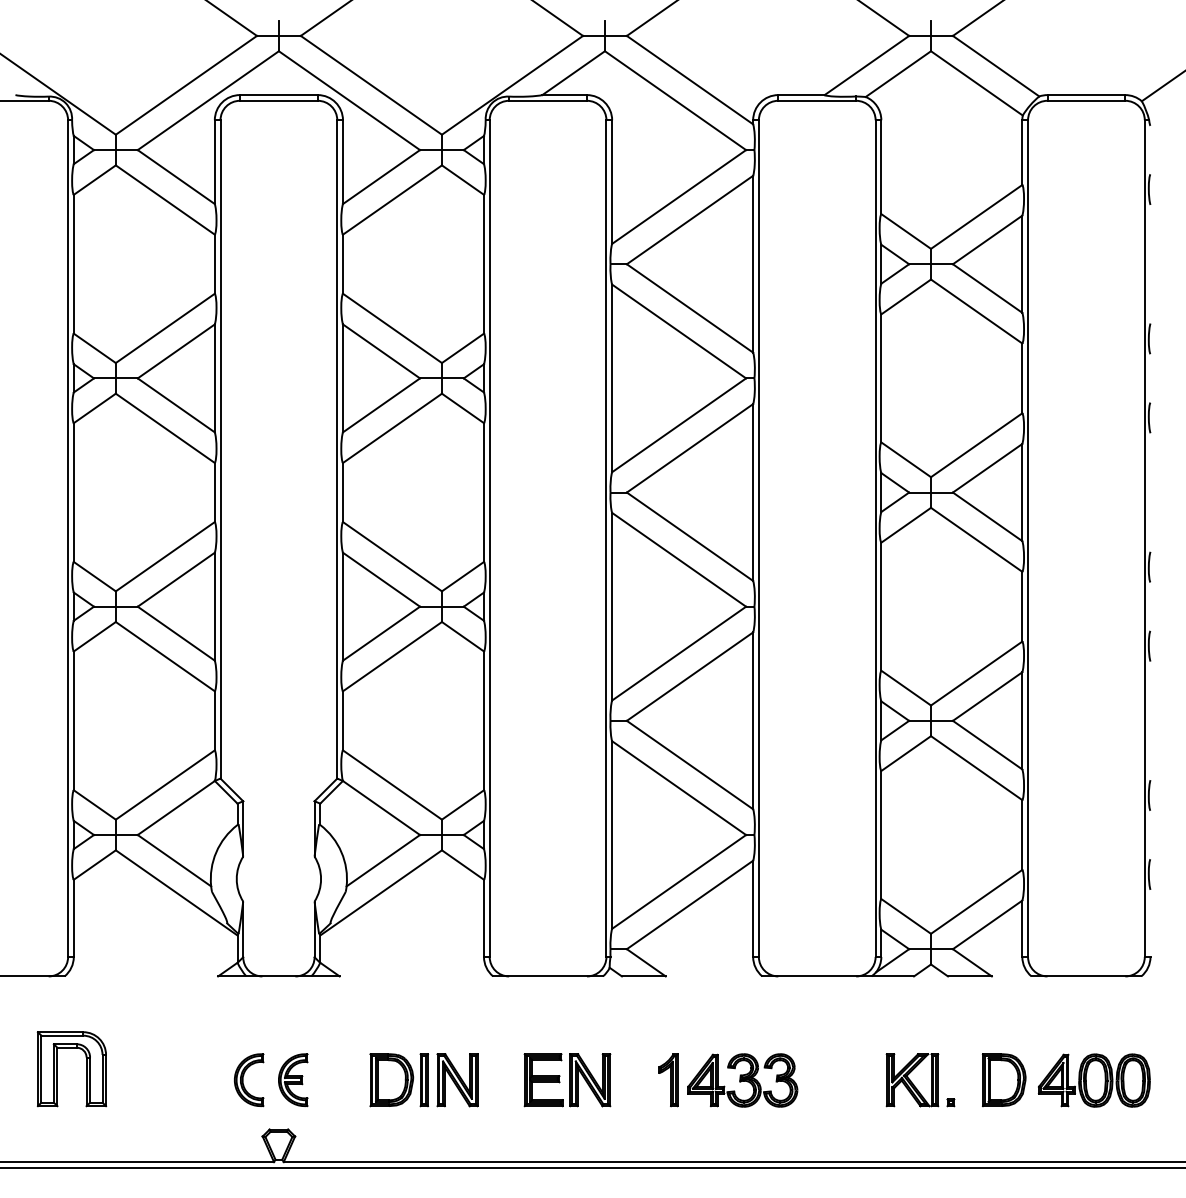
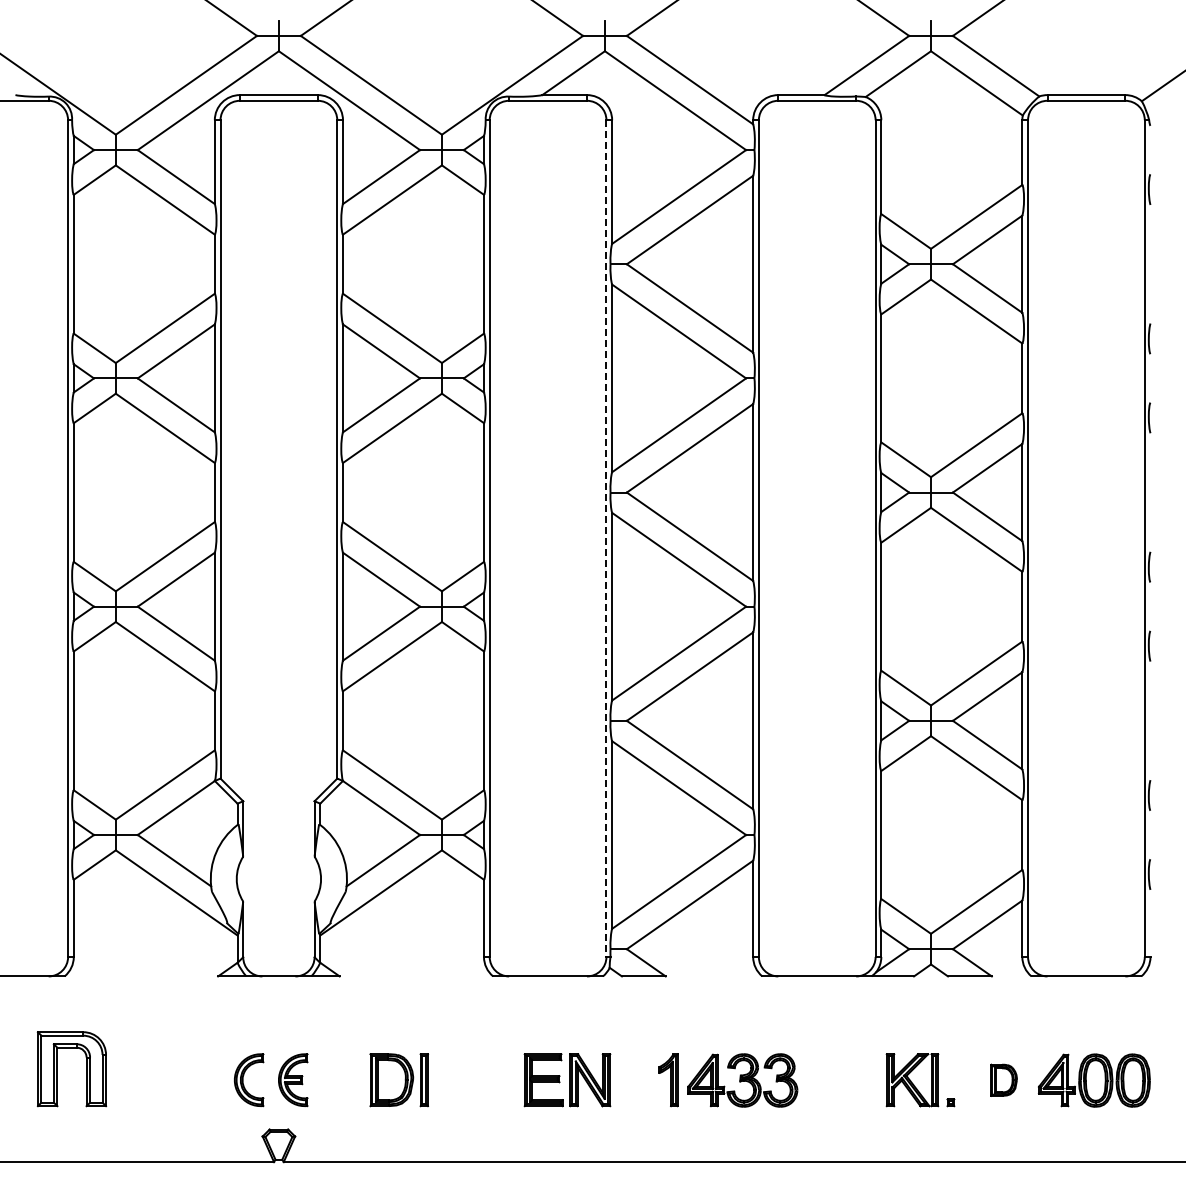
line: solid -> dashed (606, 539)
part: present -> none (457, 1080)
part size: 46x55 px -> 28x34 px (1003, 1079)
line: present -> none (592, 1167)
